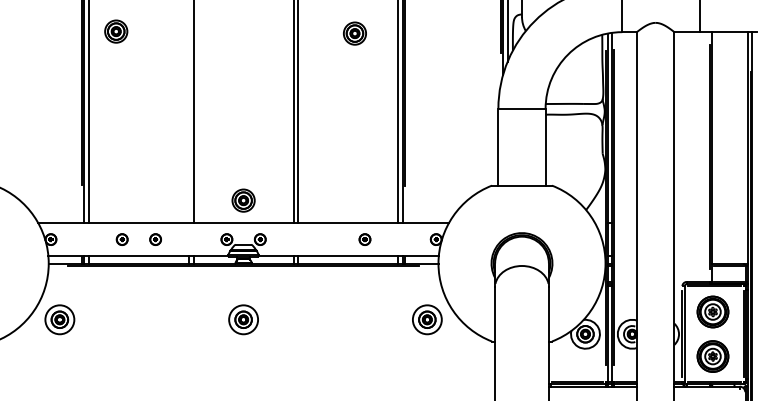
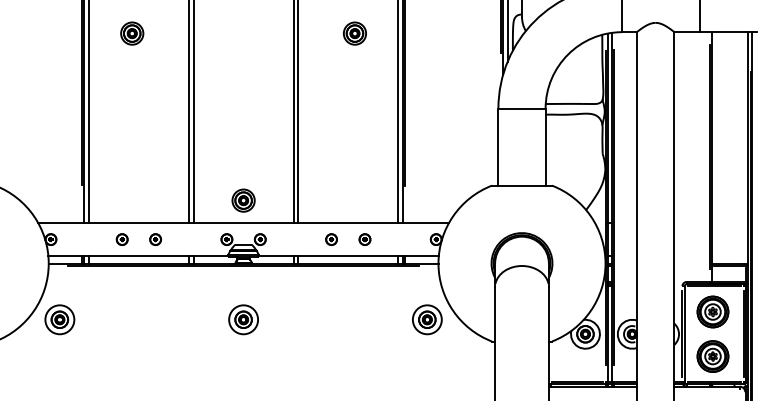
part position: (116, 31) -> (132, 33) (132, 33)
line: none -> present (189, 112)
part: none -> present (331, 239)
